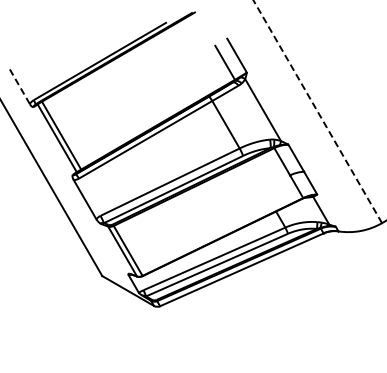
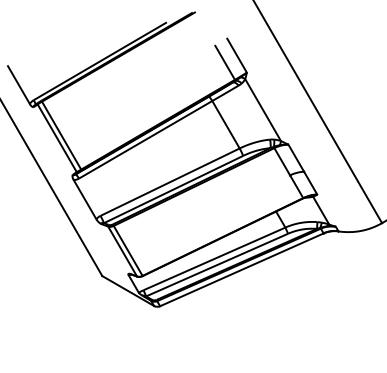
line: dashed -> solid (18, 85)
line: dashed -> solid (317, 111)
